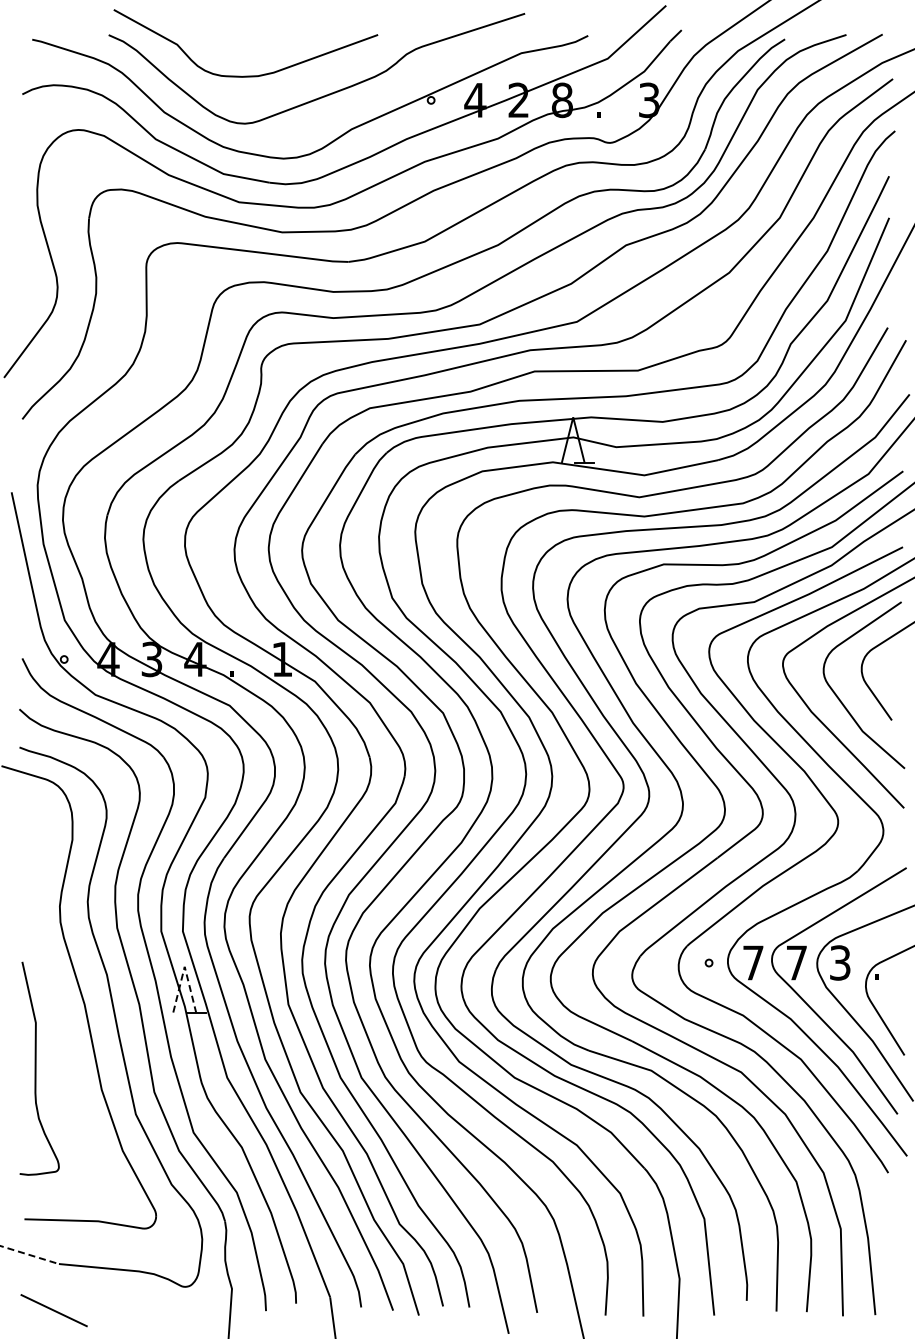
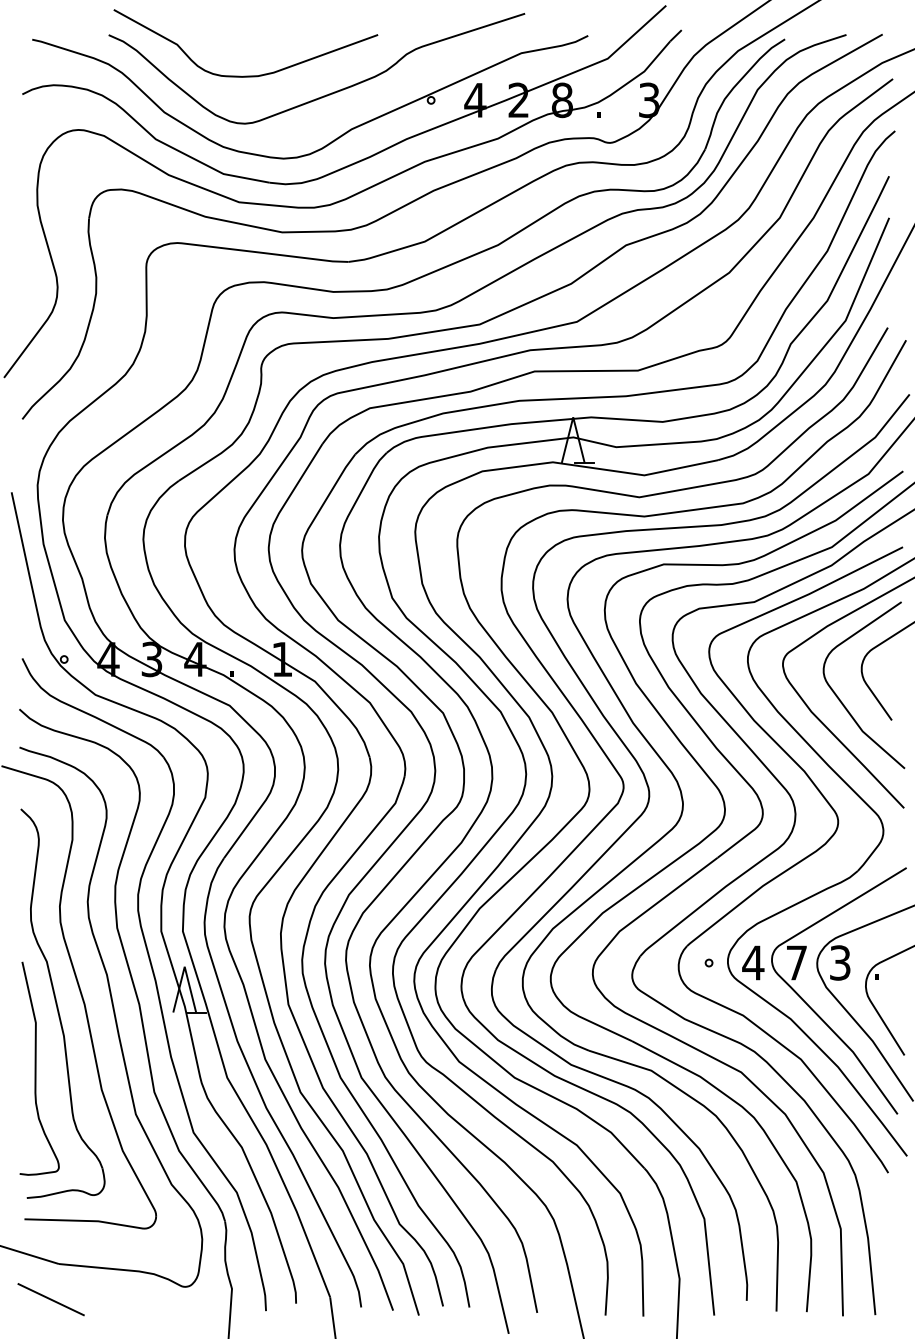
text: 7 -> 4 (753, 962)
line: dashed -> solid (184, 966)
part: none -> present (62, 1003)
line: dashed -> solid (30, 1255)
line position: (53, 1310) -> (50, 1299) (50, 1299)
